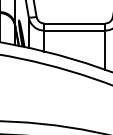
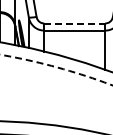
line: solid -> dashed (75, 23)
arc: solid -> dashed (57, 67)
